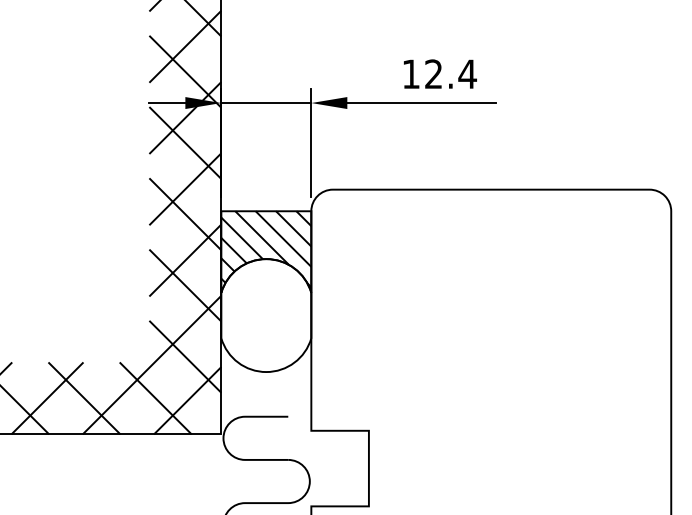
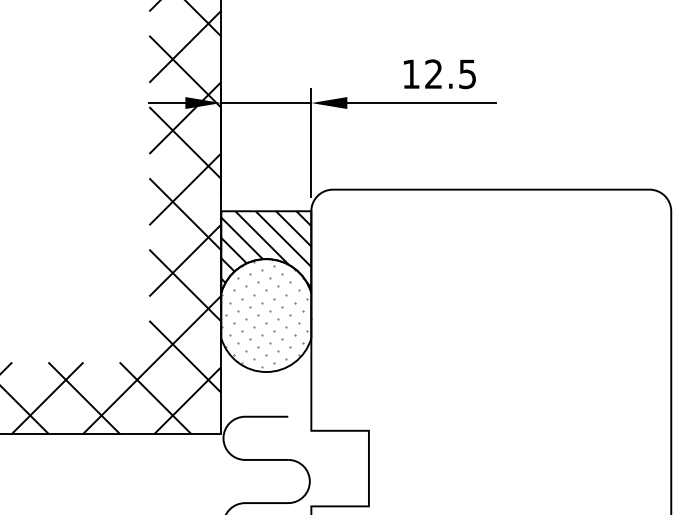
text: 12.4 -> 12.5 (467, 74)
hatch: none -> present (265, 314)
